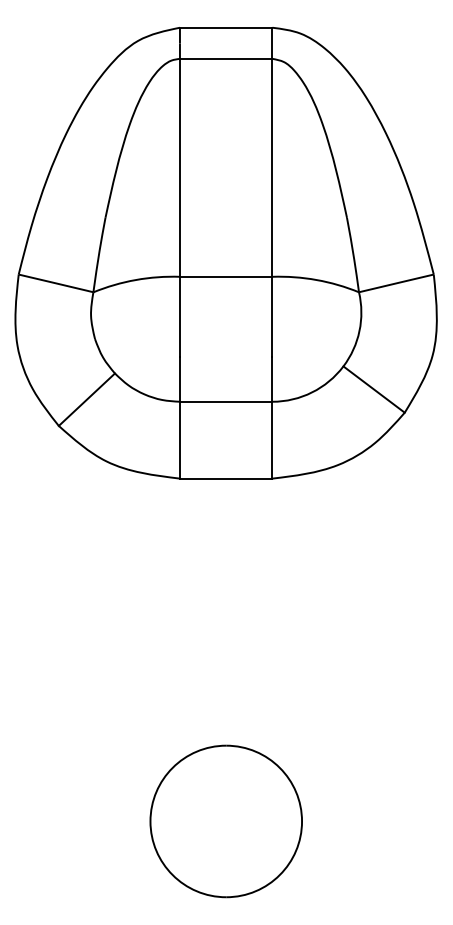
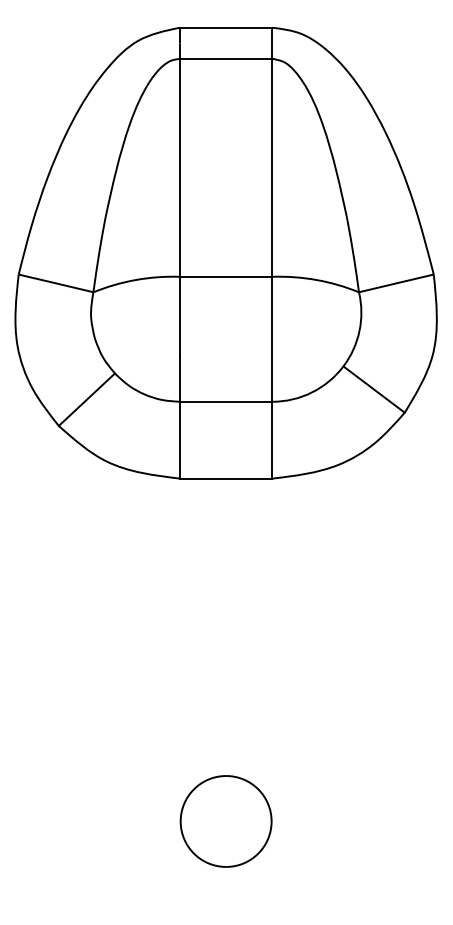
part size: 154x155 px -> 94x93 px (225, 821)
